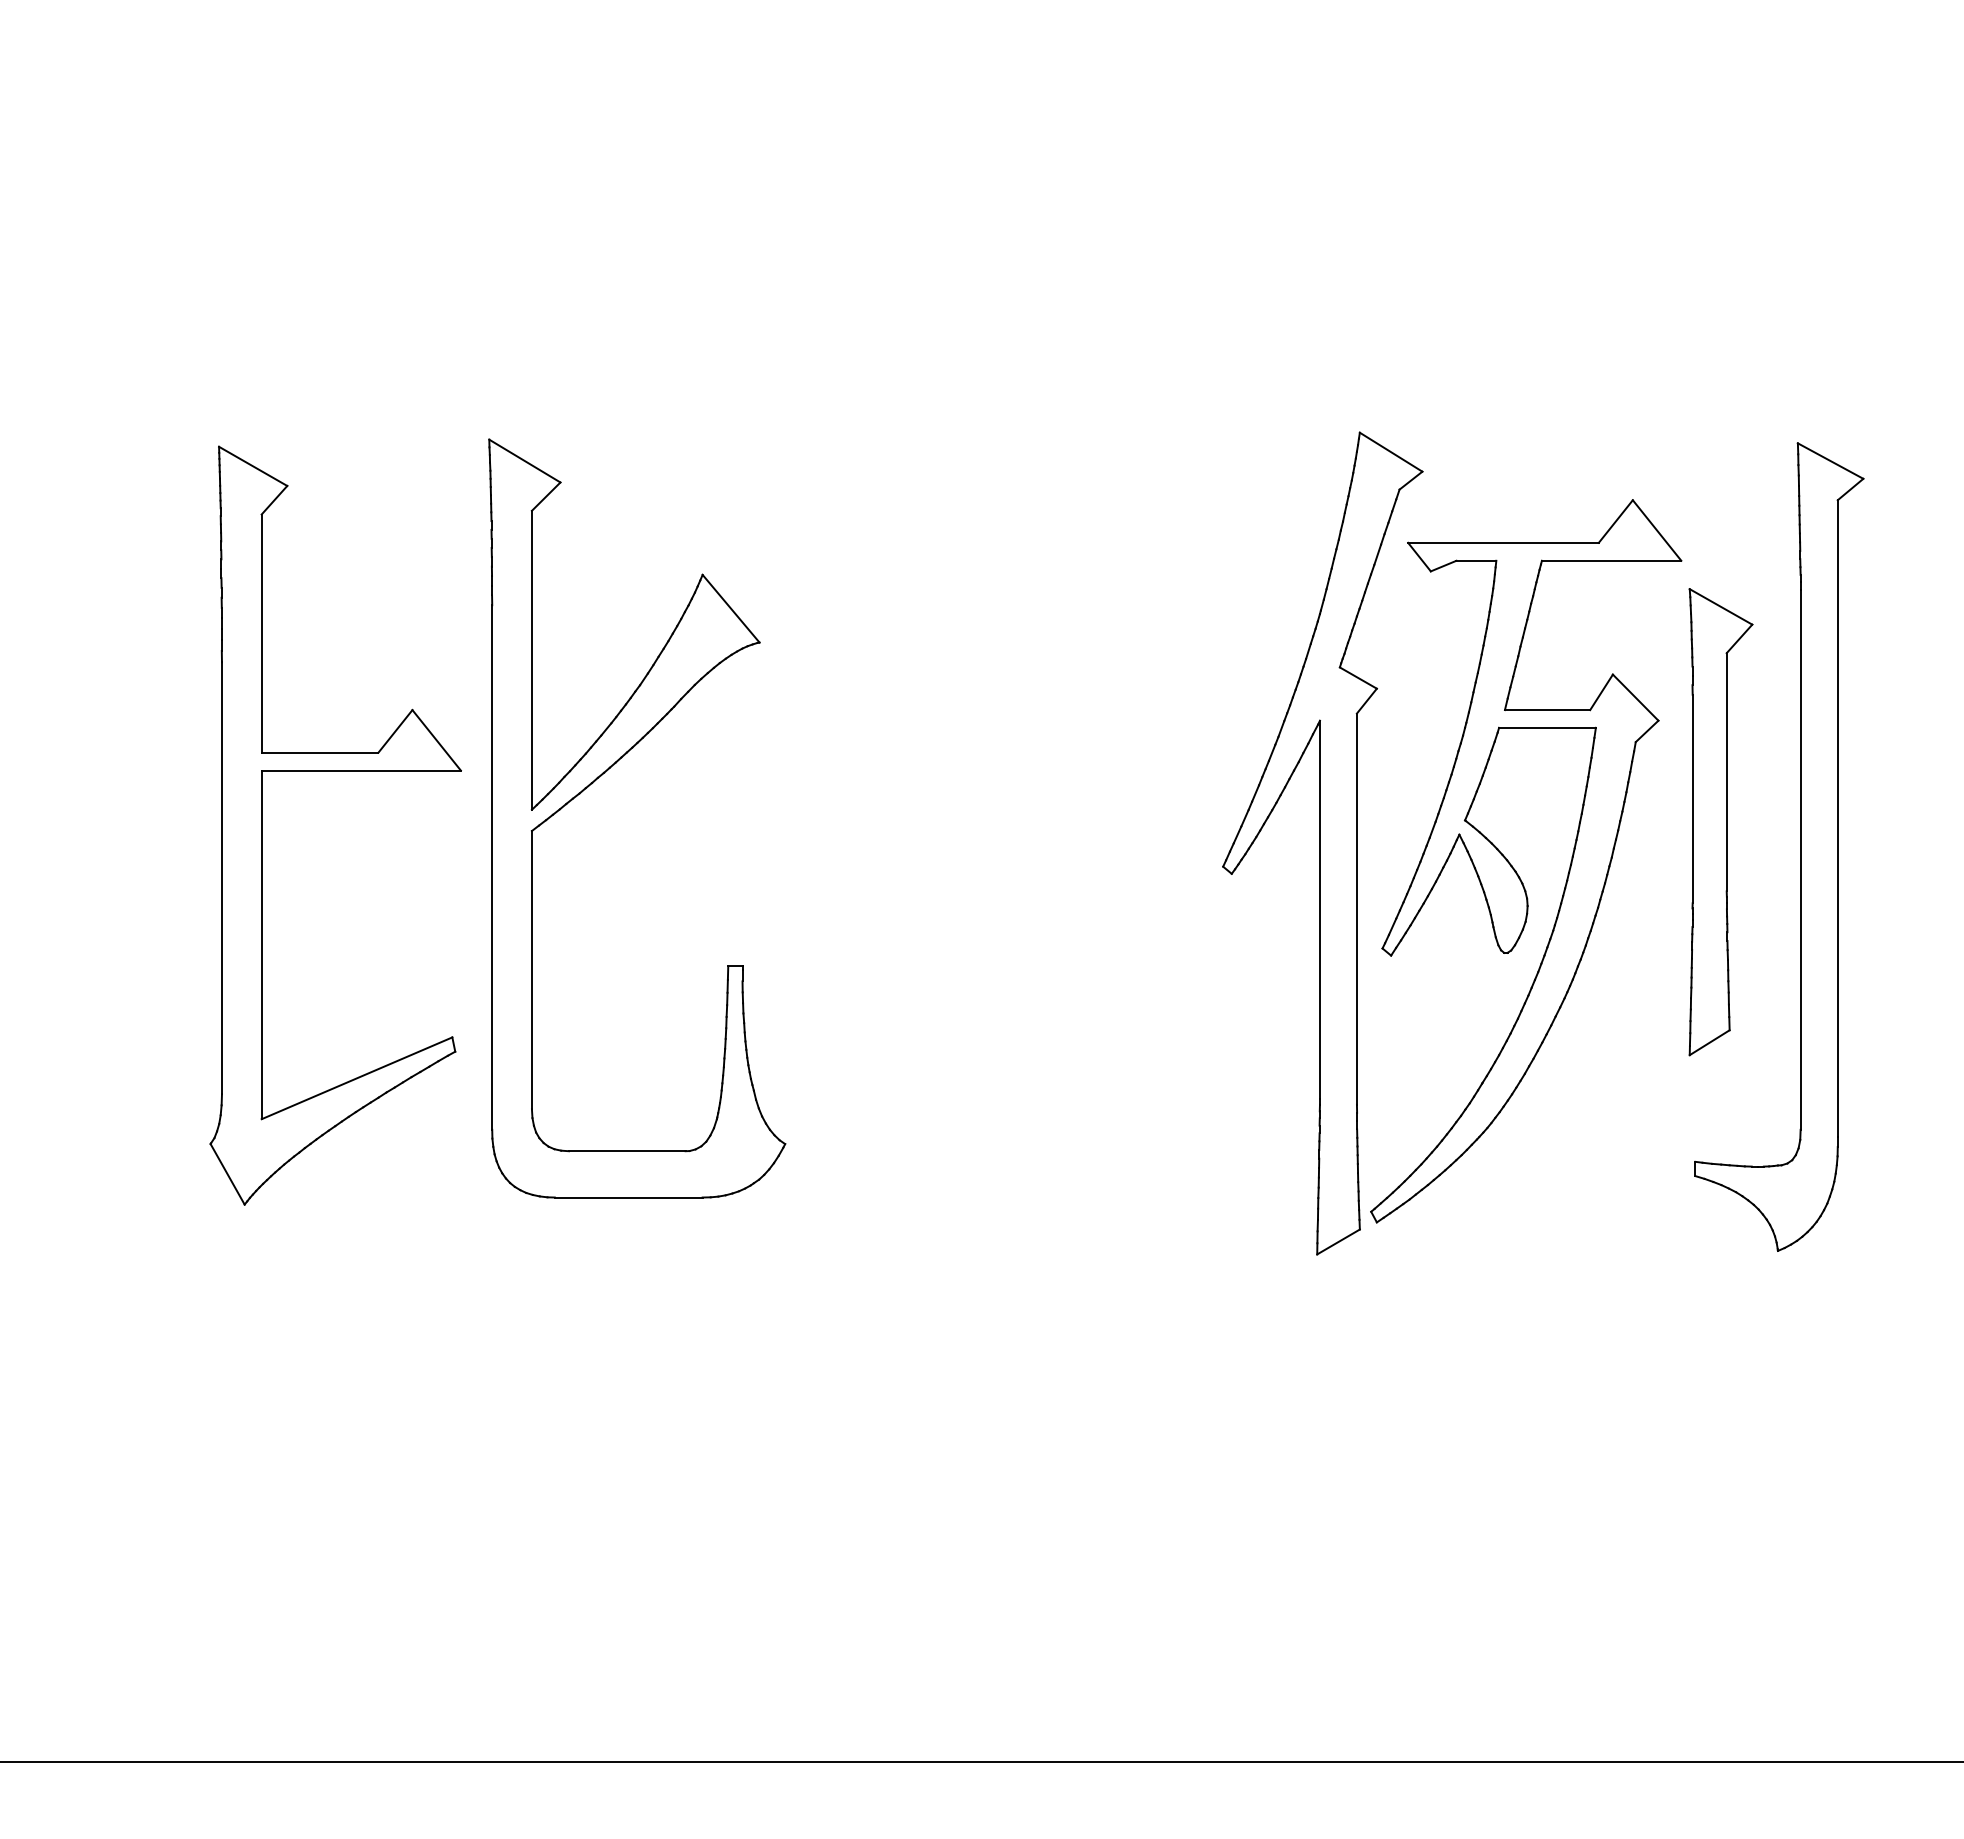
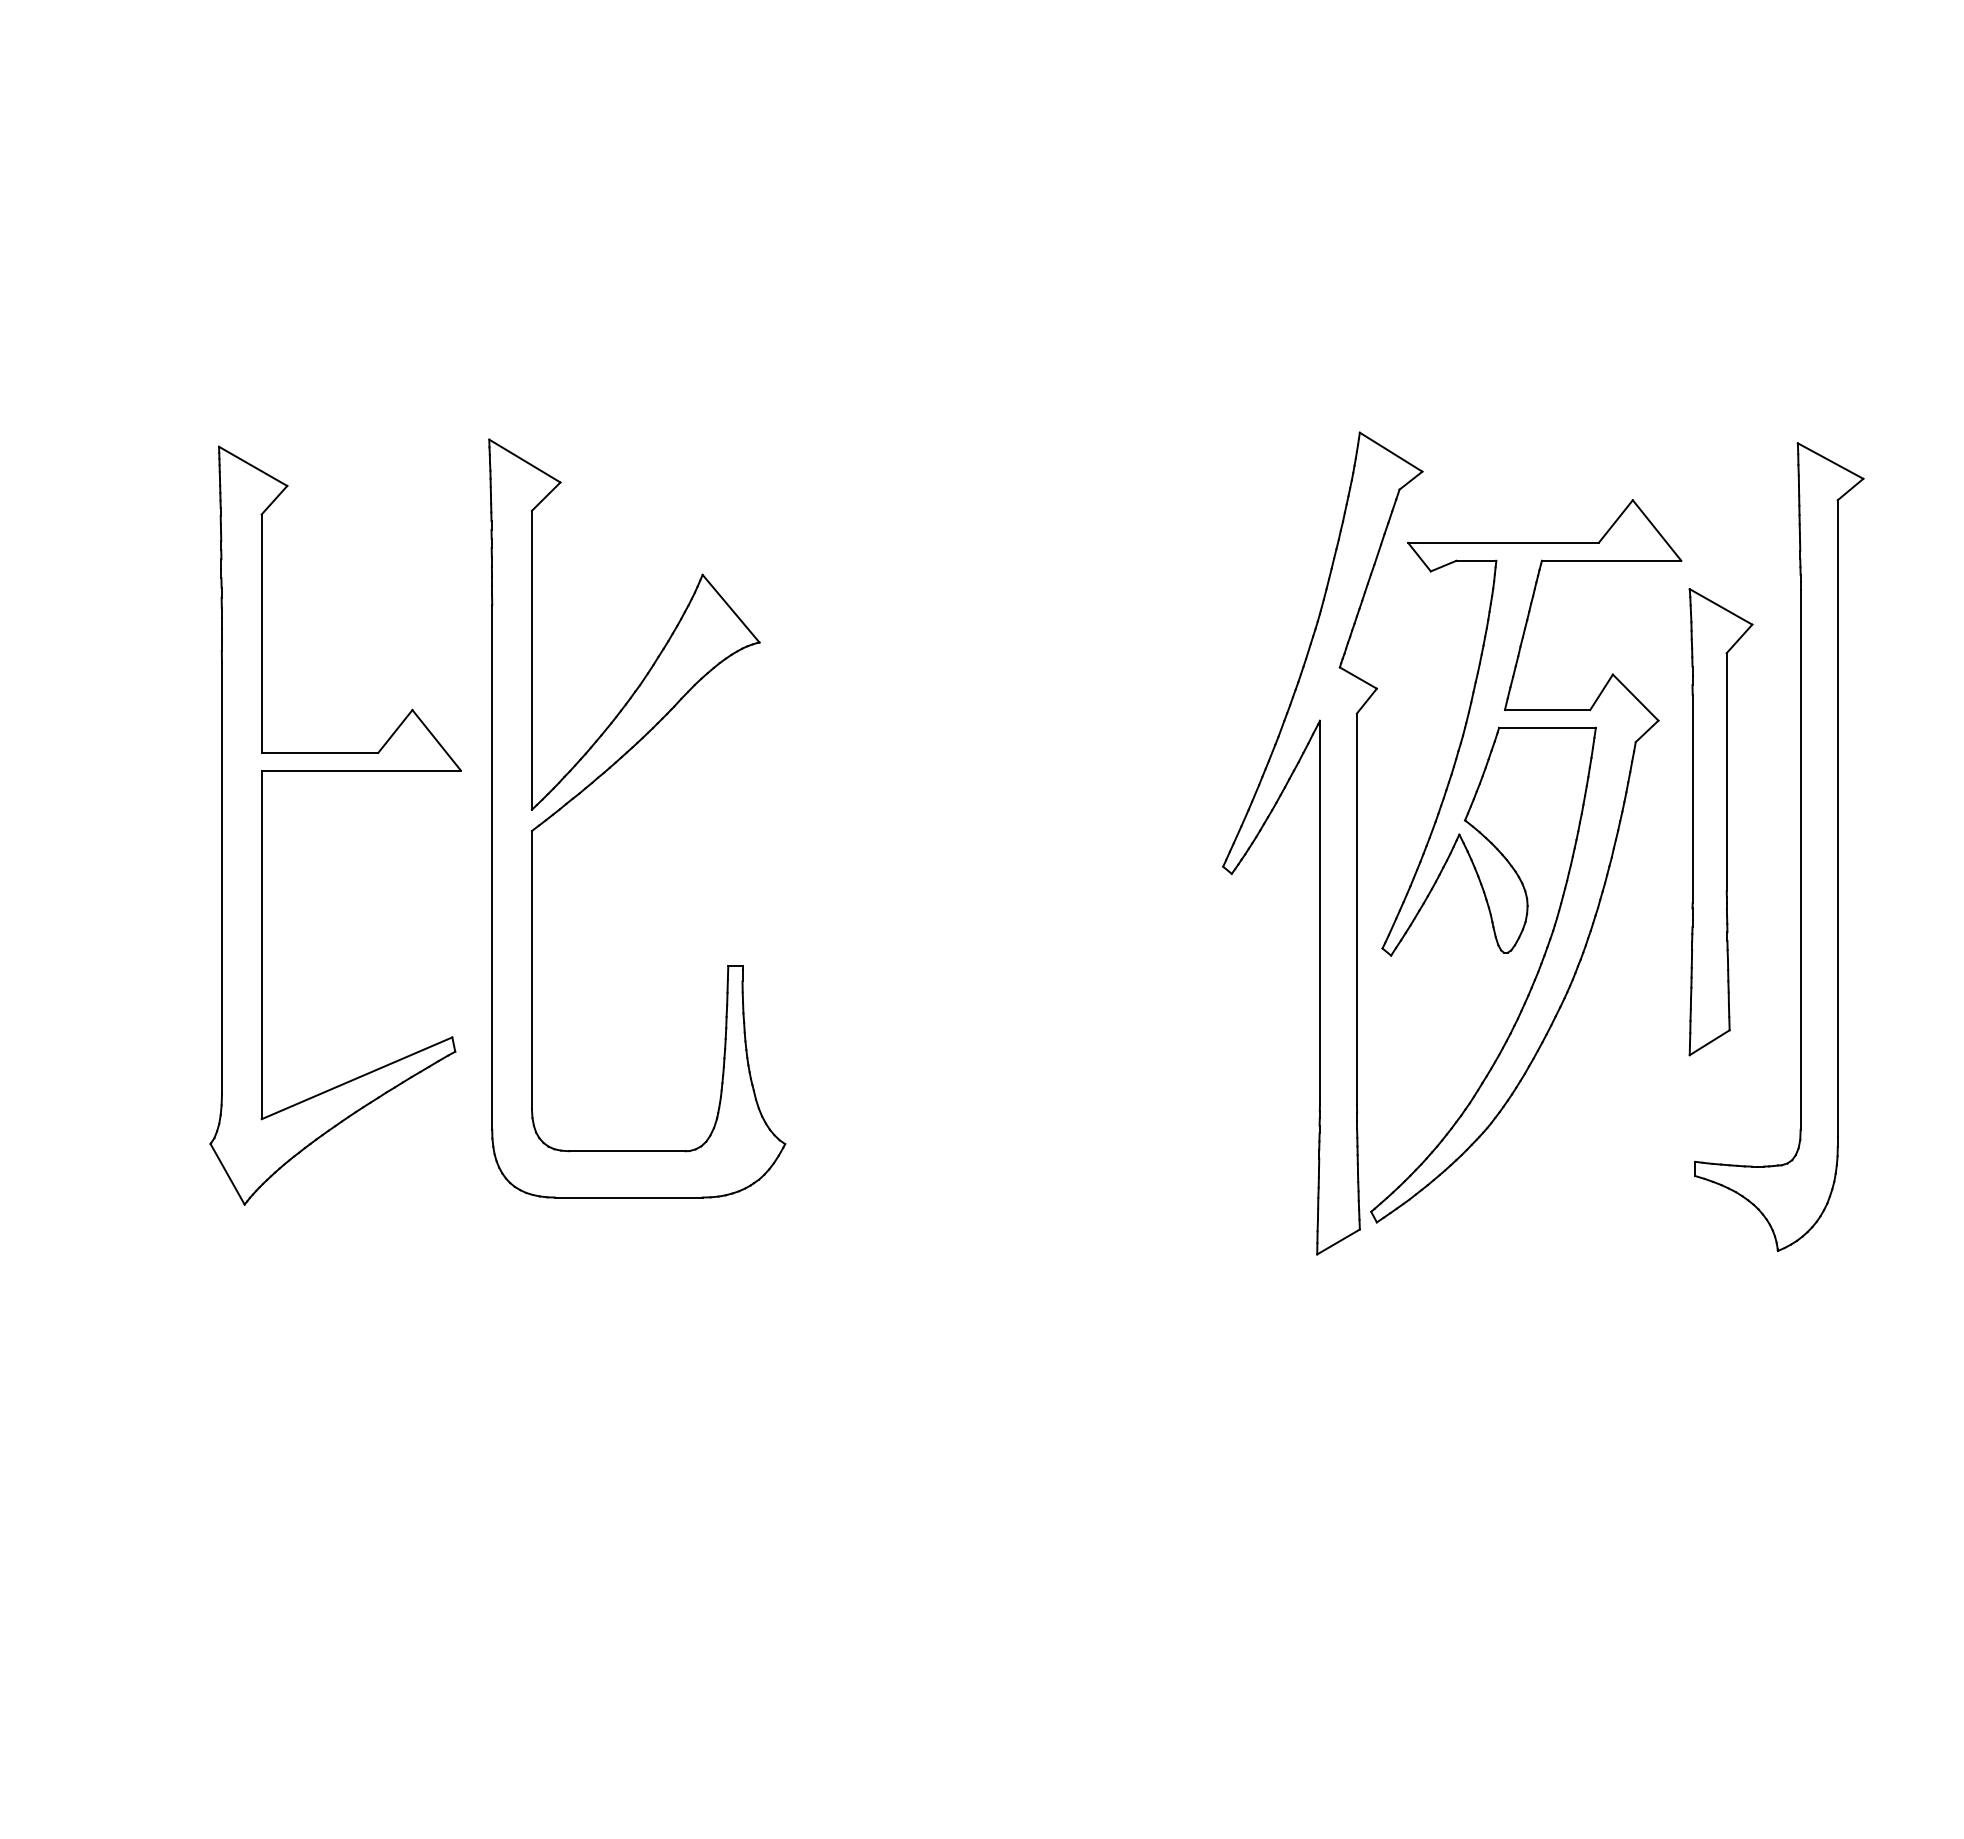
line: present -> none (981, 1762)
